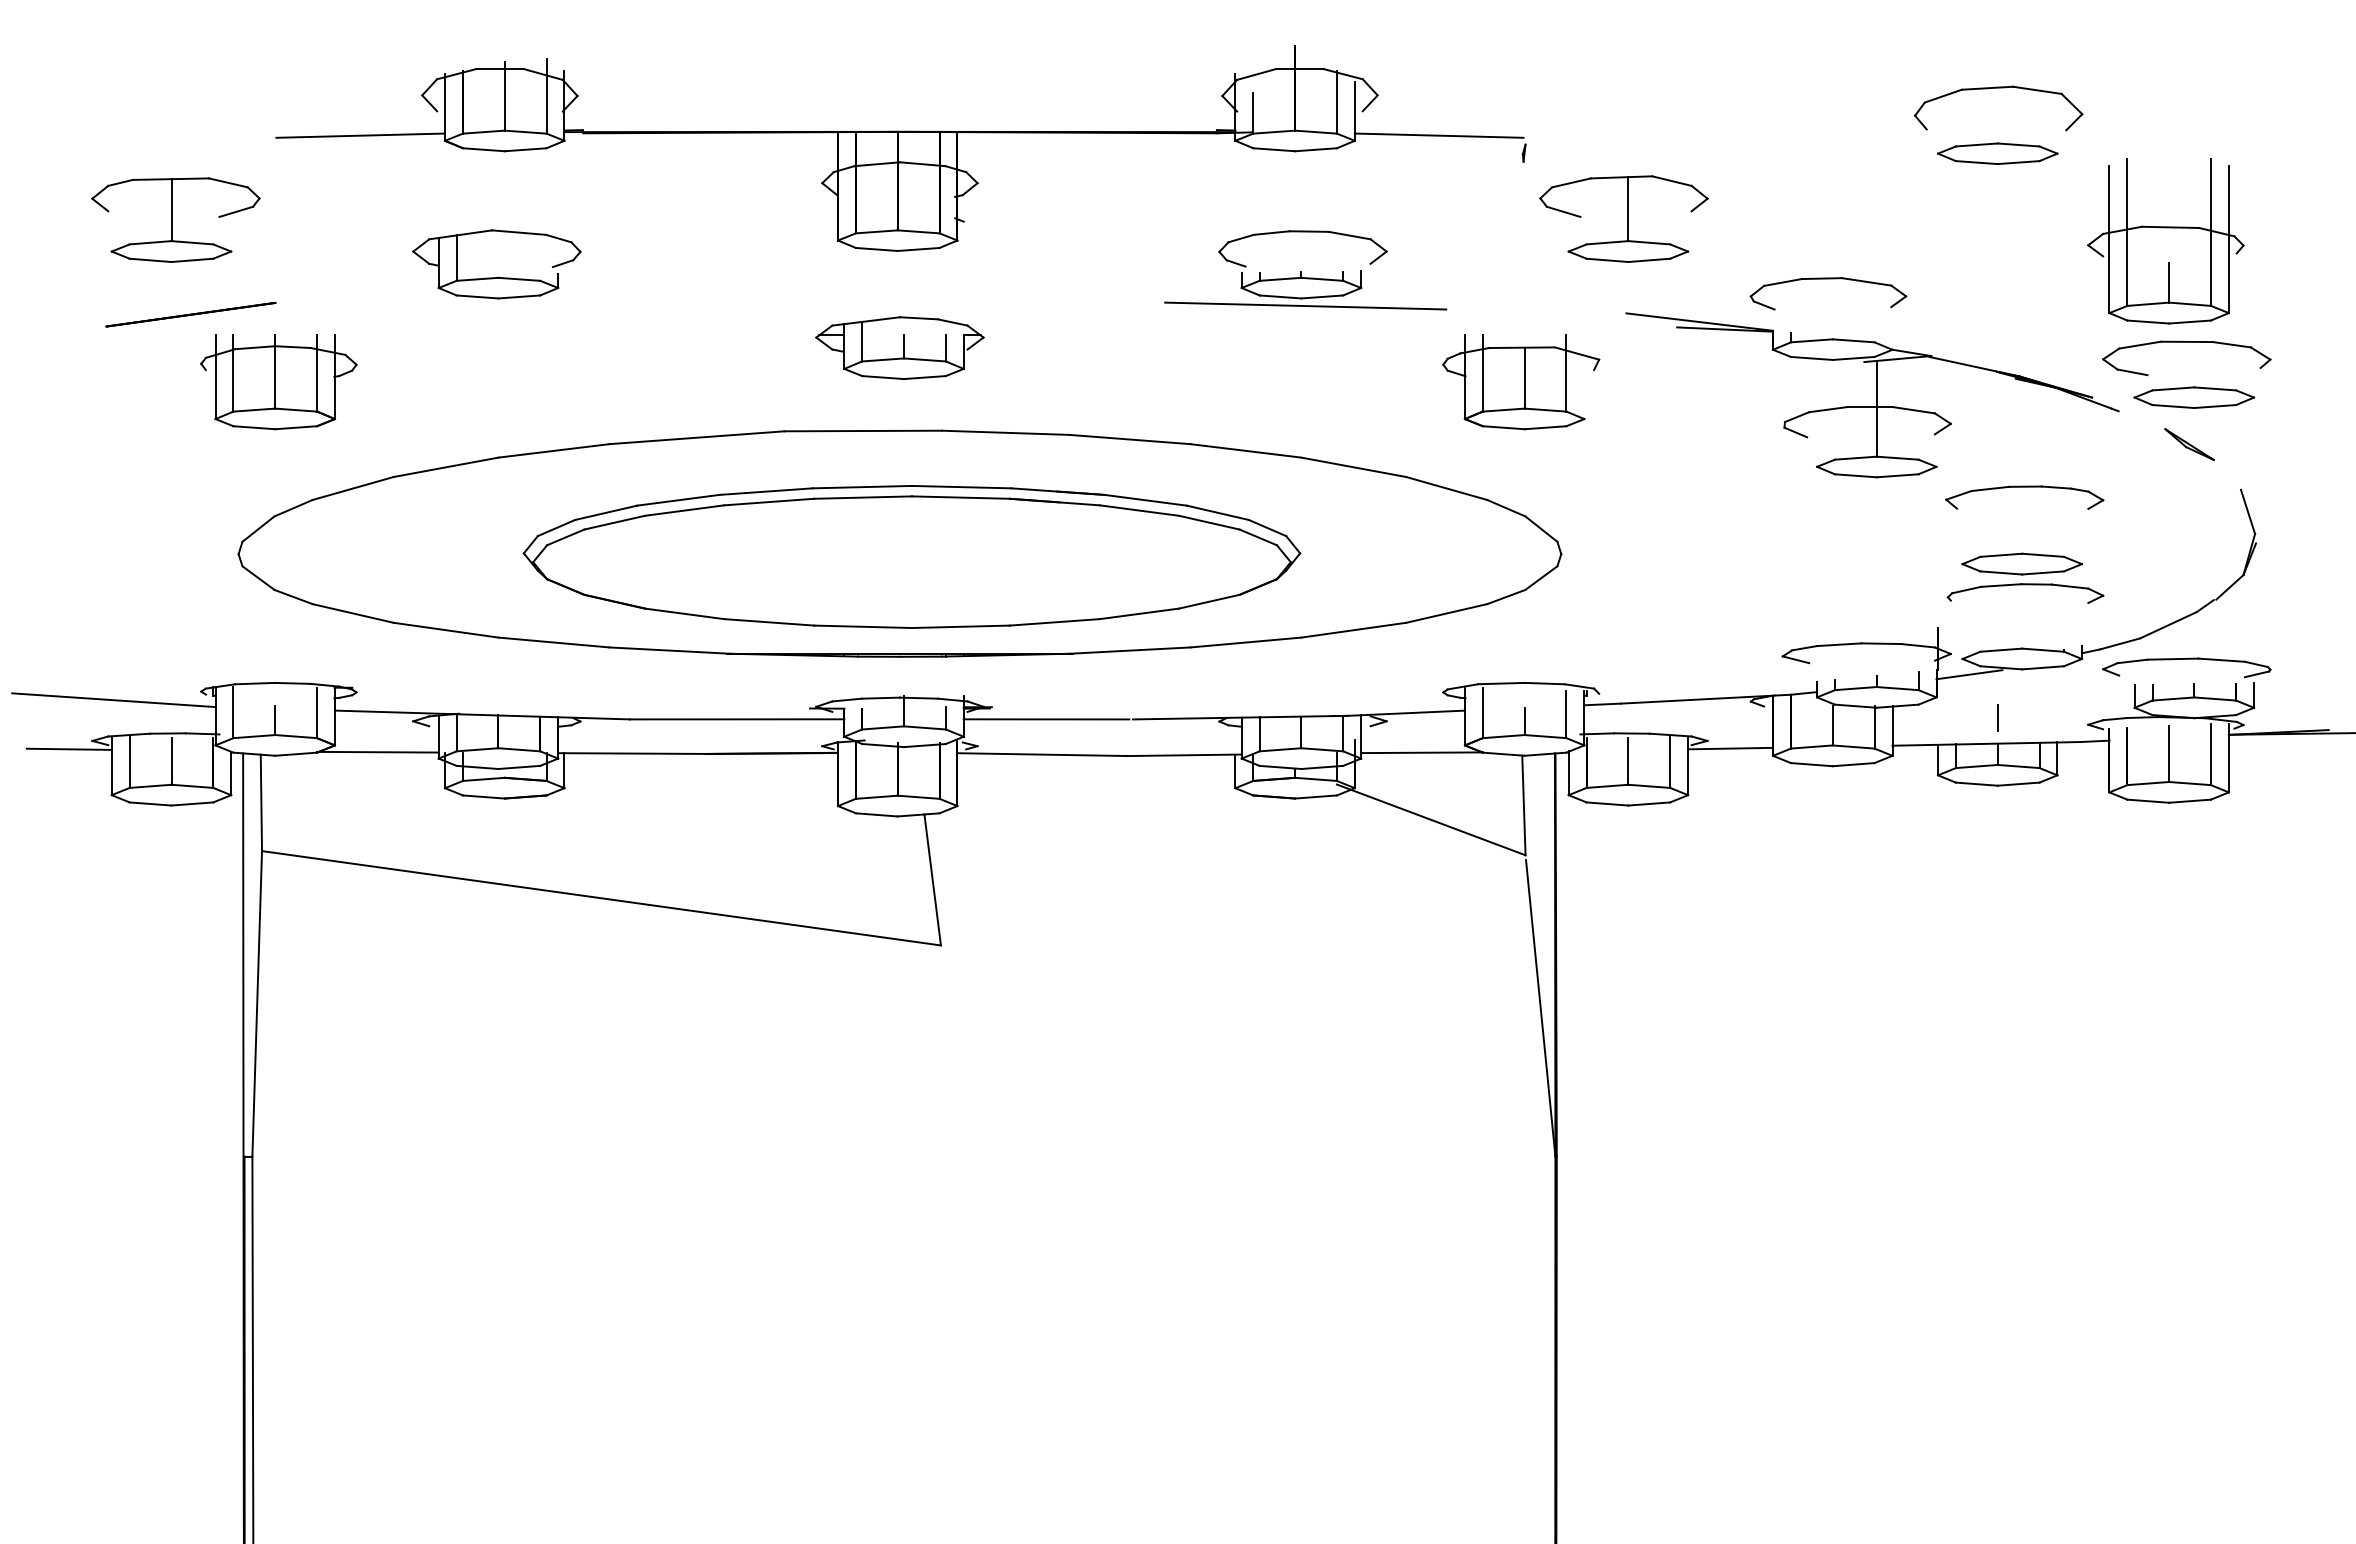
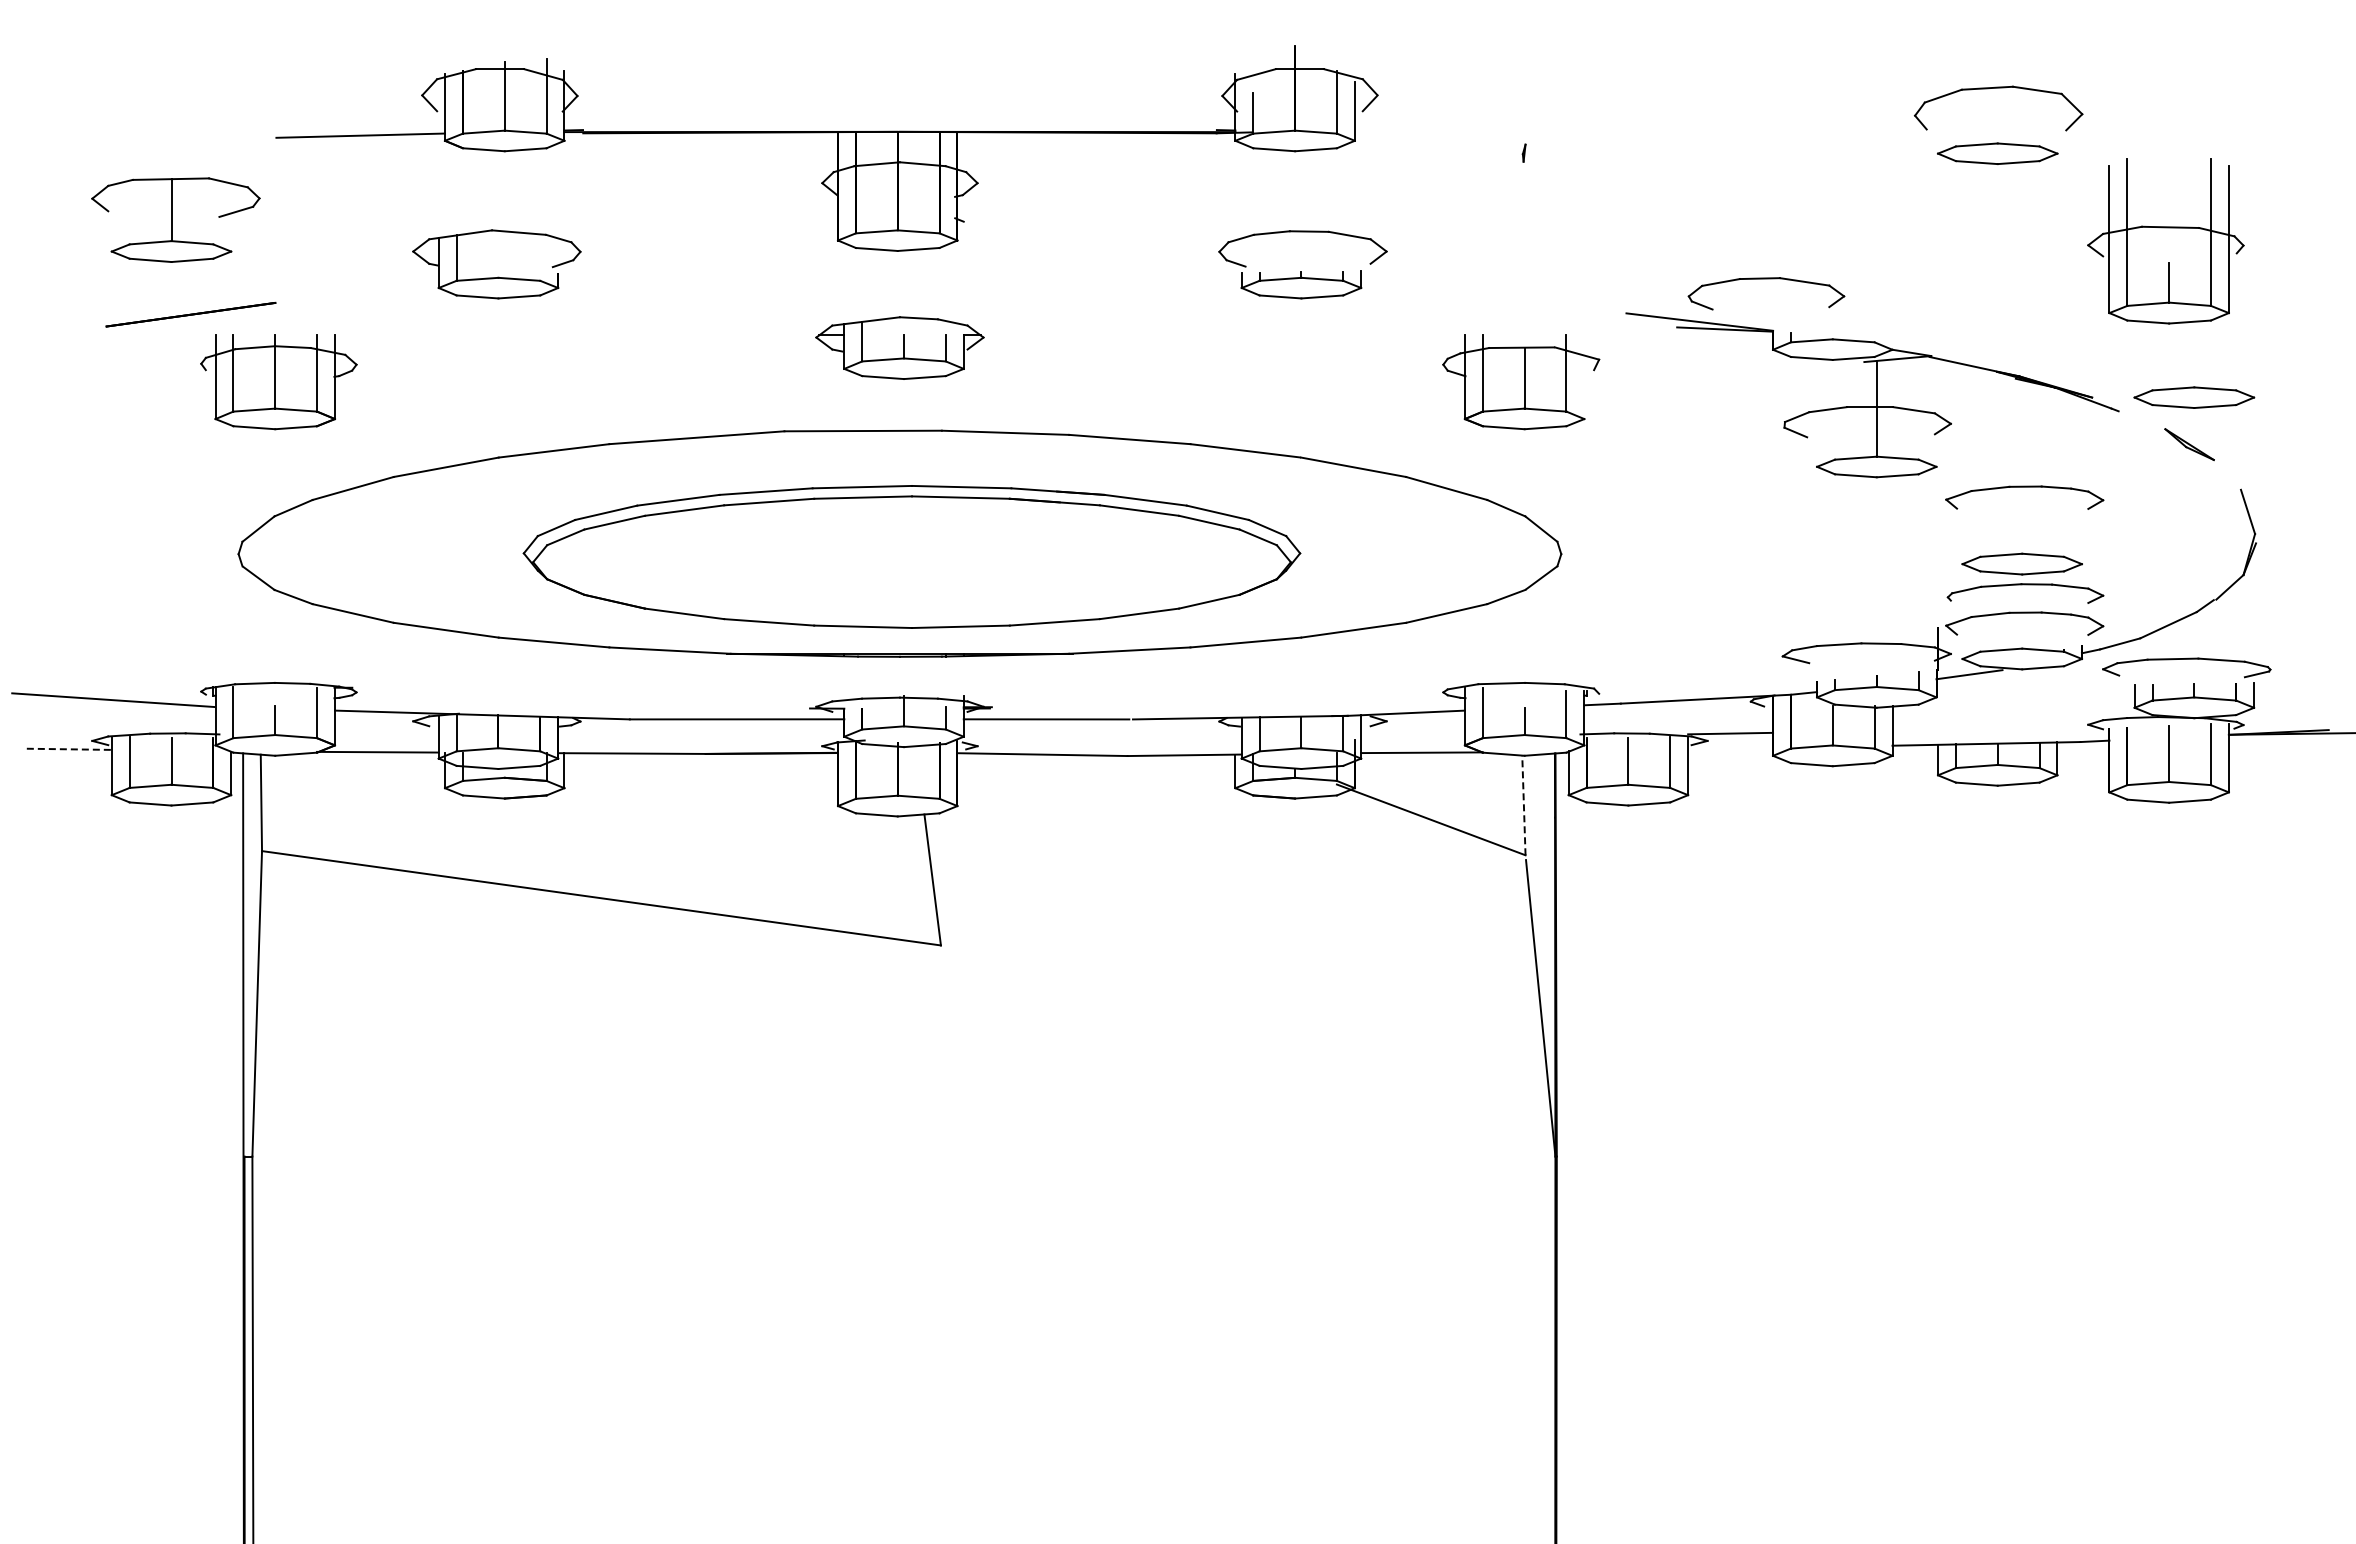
line: present -> none (1438, 135)
part: present -> none (1623, 218)
part position: (1828, 279) -> (1766, 279) (1766, 279)
line: present -> none (1305, 305)
part: present -> none (2186, 342)
part: none -> present (2024, 613)
line: present -> none (1997, 718)
line position: (1730, 748) -> (1730, 733) (1730, 733)
line: solid -> dashed (69, 749)
line: solid -> dashed (1523, 805)
